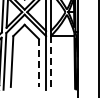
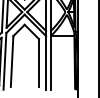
line: dashed -> solid (38, 62)
line: dashed -> solid (50, 62)
